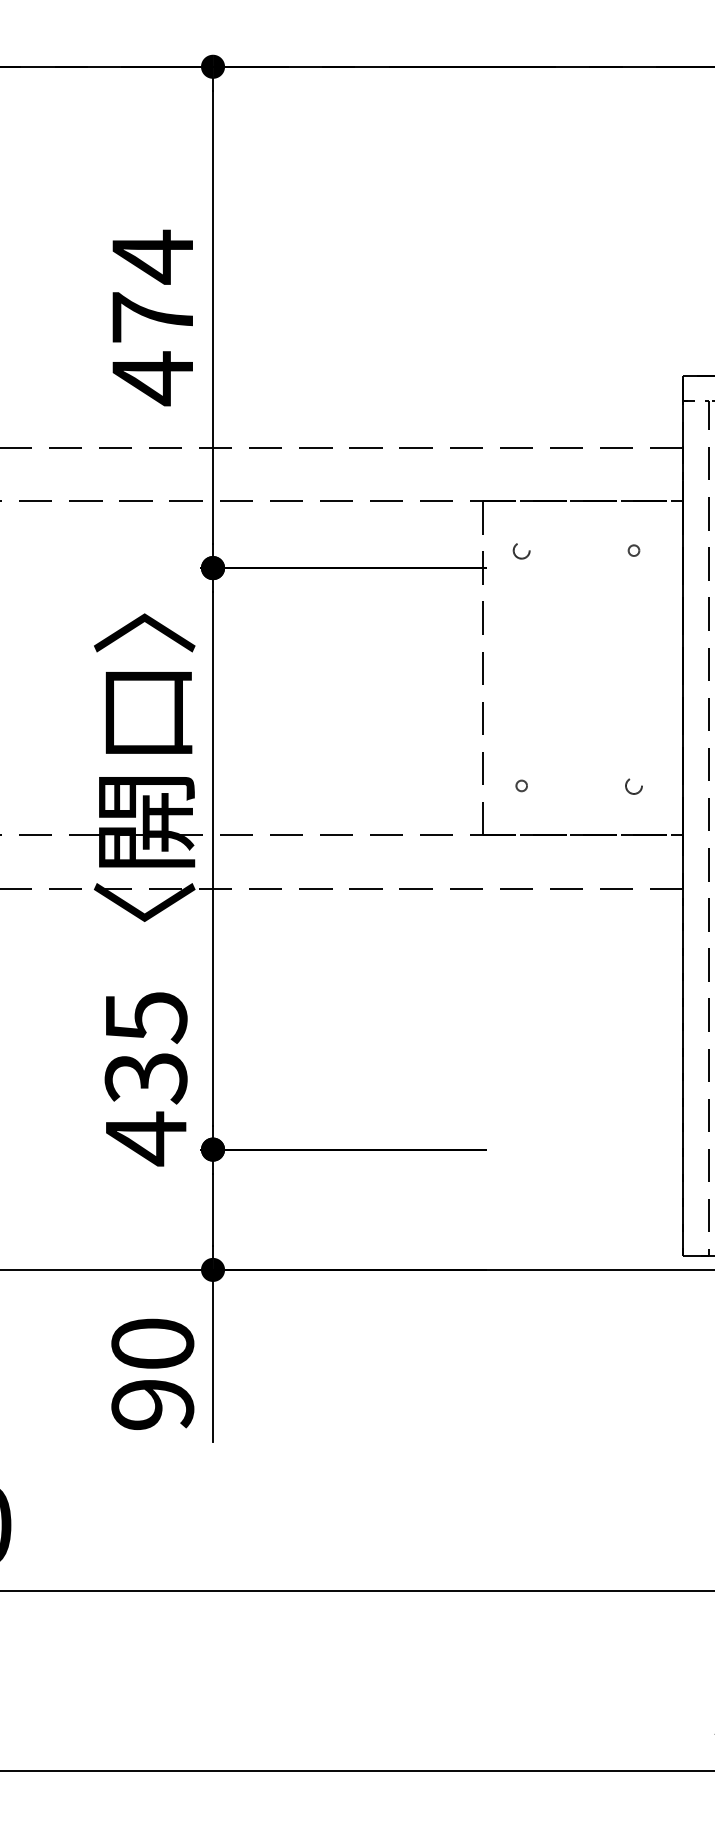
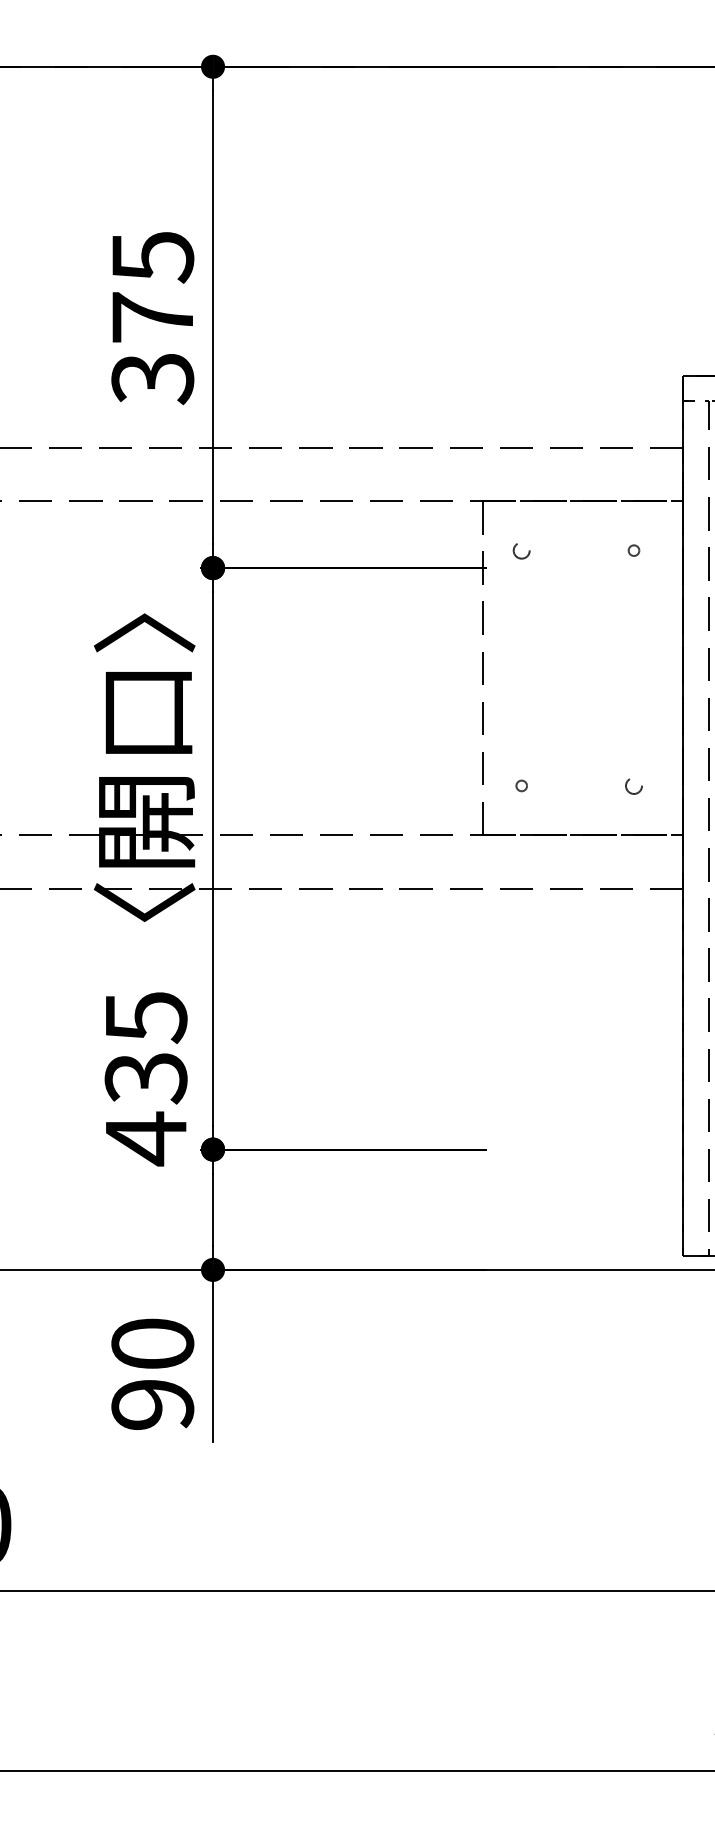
text: 474 -> 375 (152, 317)
